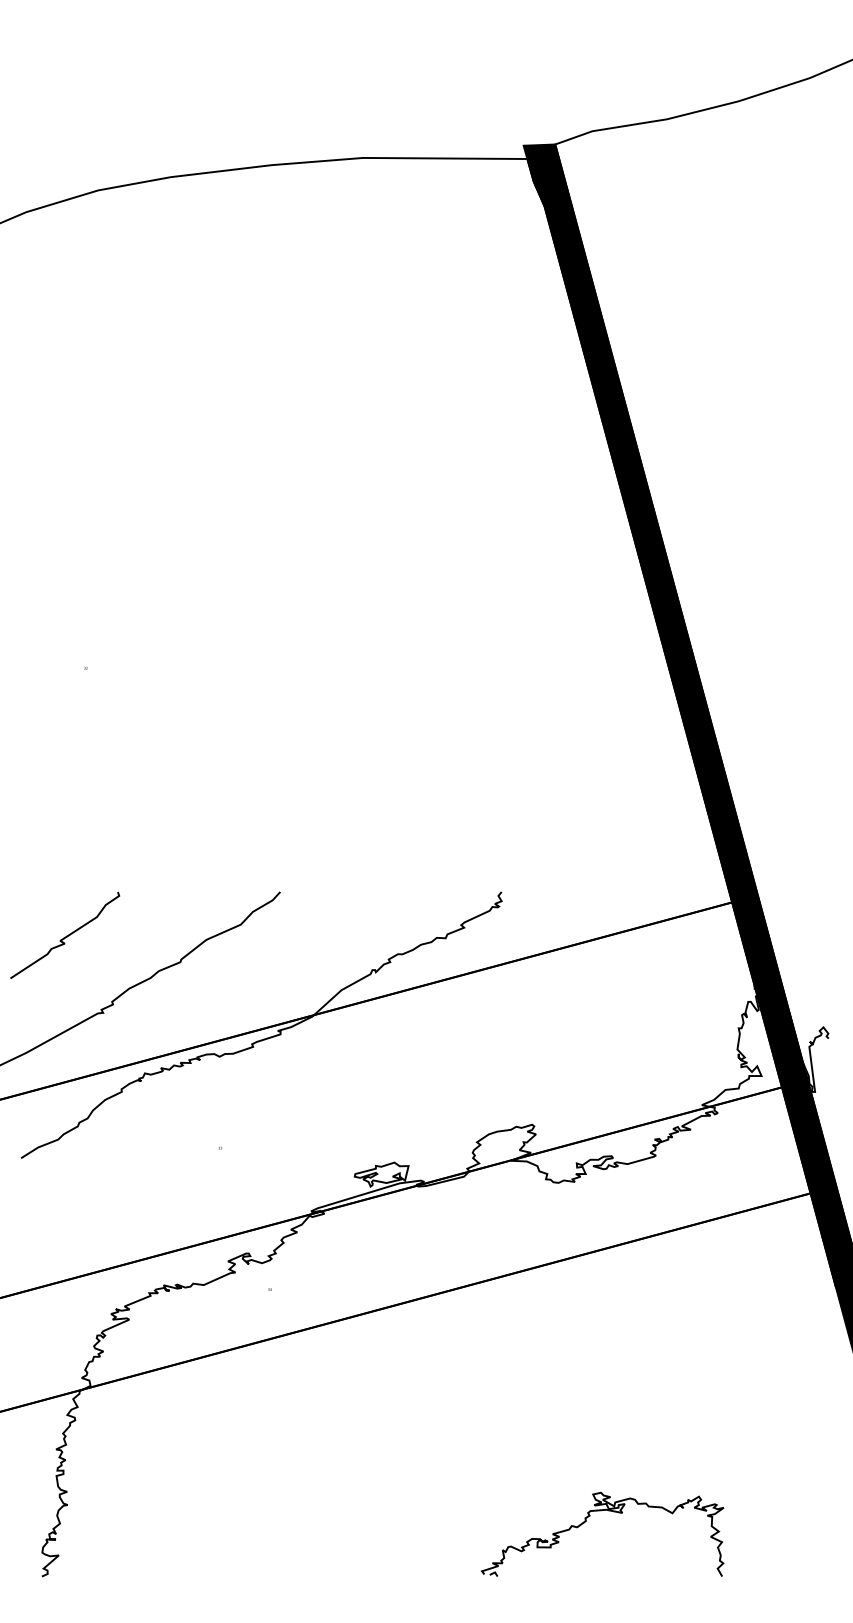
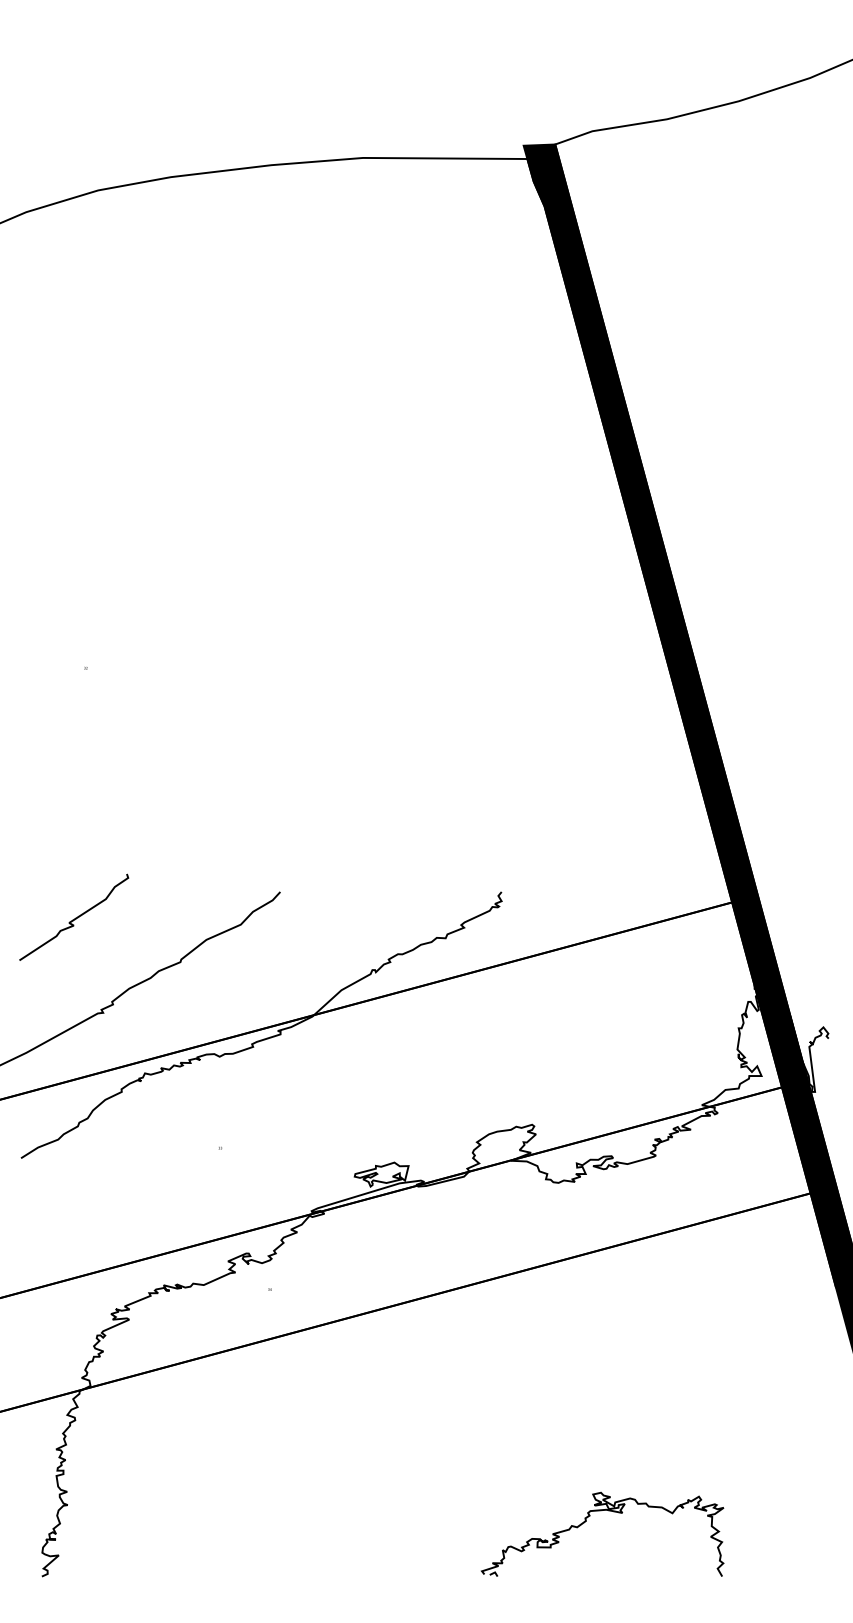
curve position: (66, 935) -> (75, 917) (75, 917)
